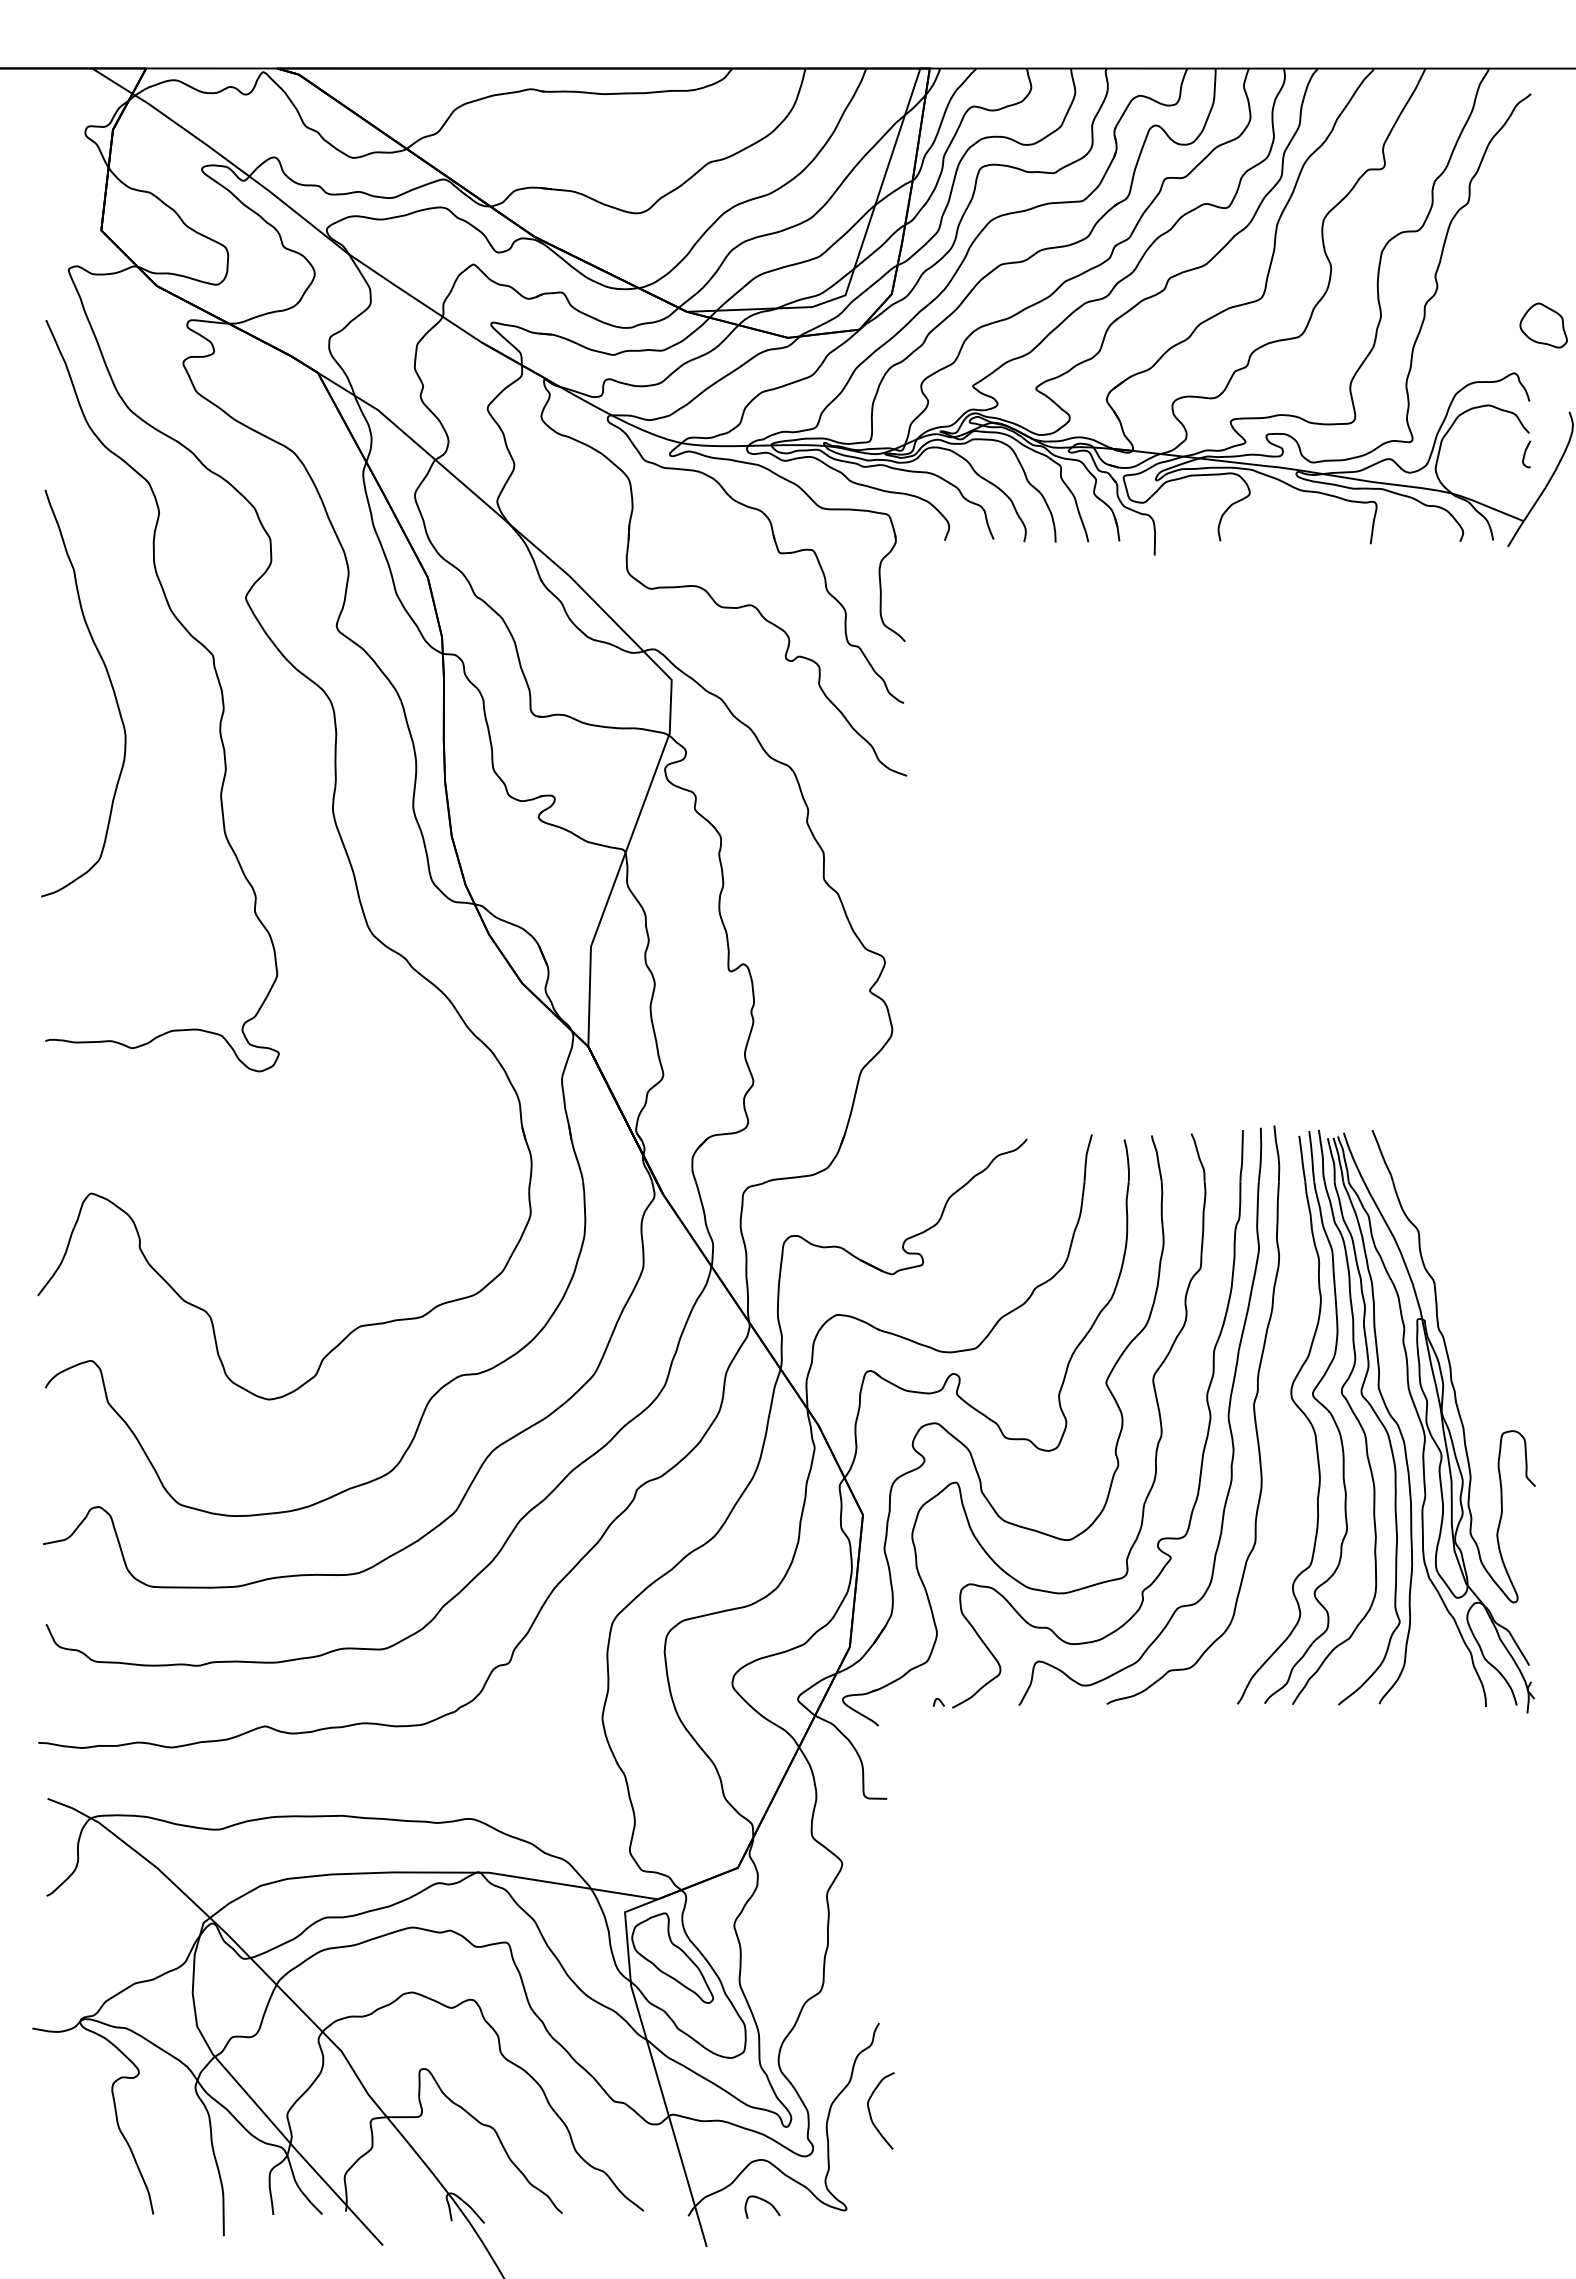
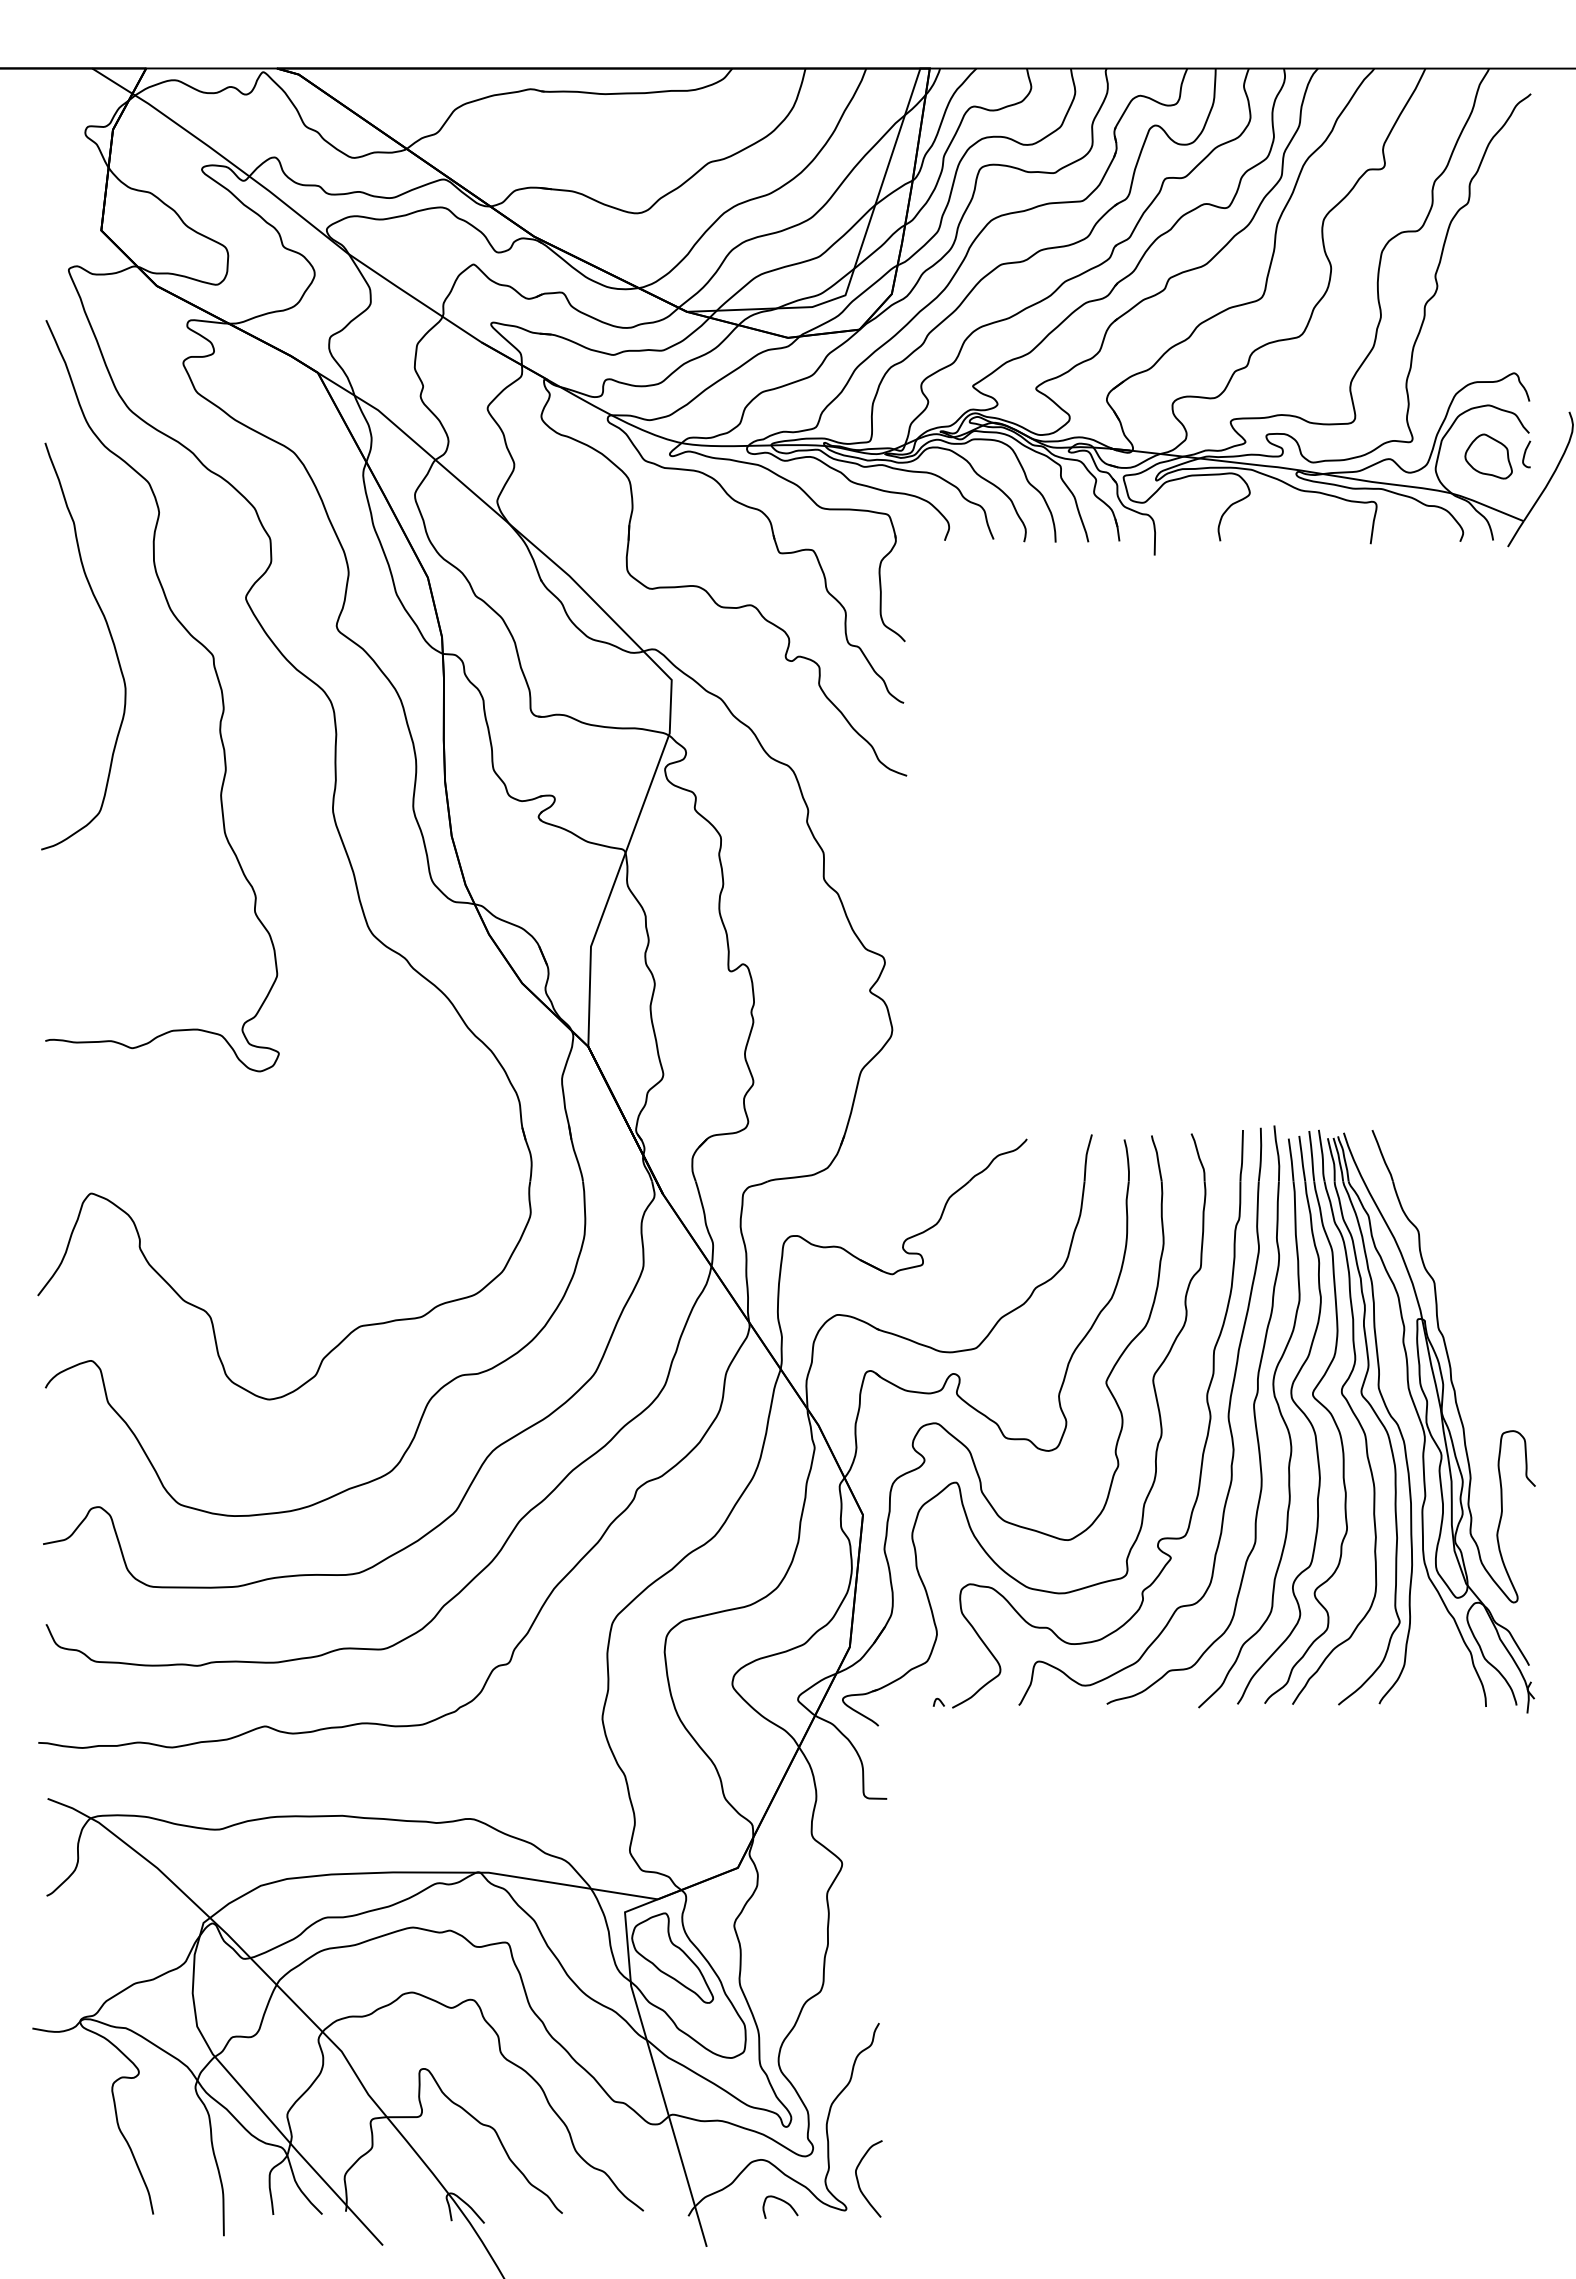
part position: (1543, 325) -> (1488, 456) (1488, 456)
curve position: (110, 684) -> (110, 637) (110, 637)
part: none -> present (1279, 1413)
curve position: (870, 2111) -> (858, 2179) (858, 2179)
curve position: (764, 2201) -> (782, 2201) (782, 2201)
